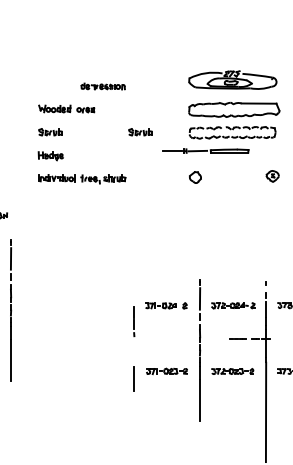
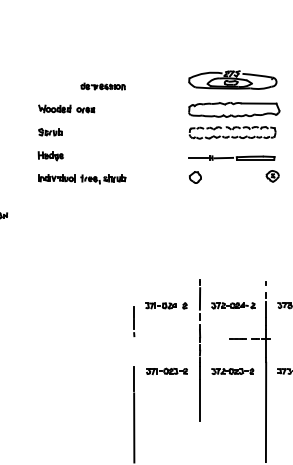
part: present -> none (140, 132)
part position: (205, 150) -> (231, 157) (231, 157)
line: present -> none (11, 310)
line: none -> present (134, 427)
